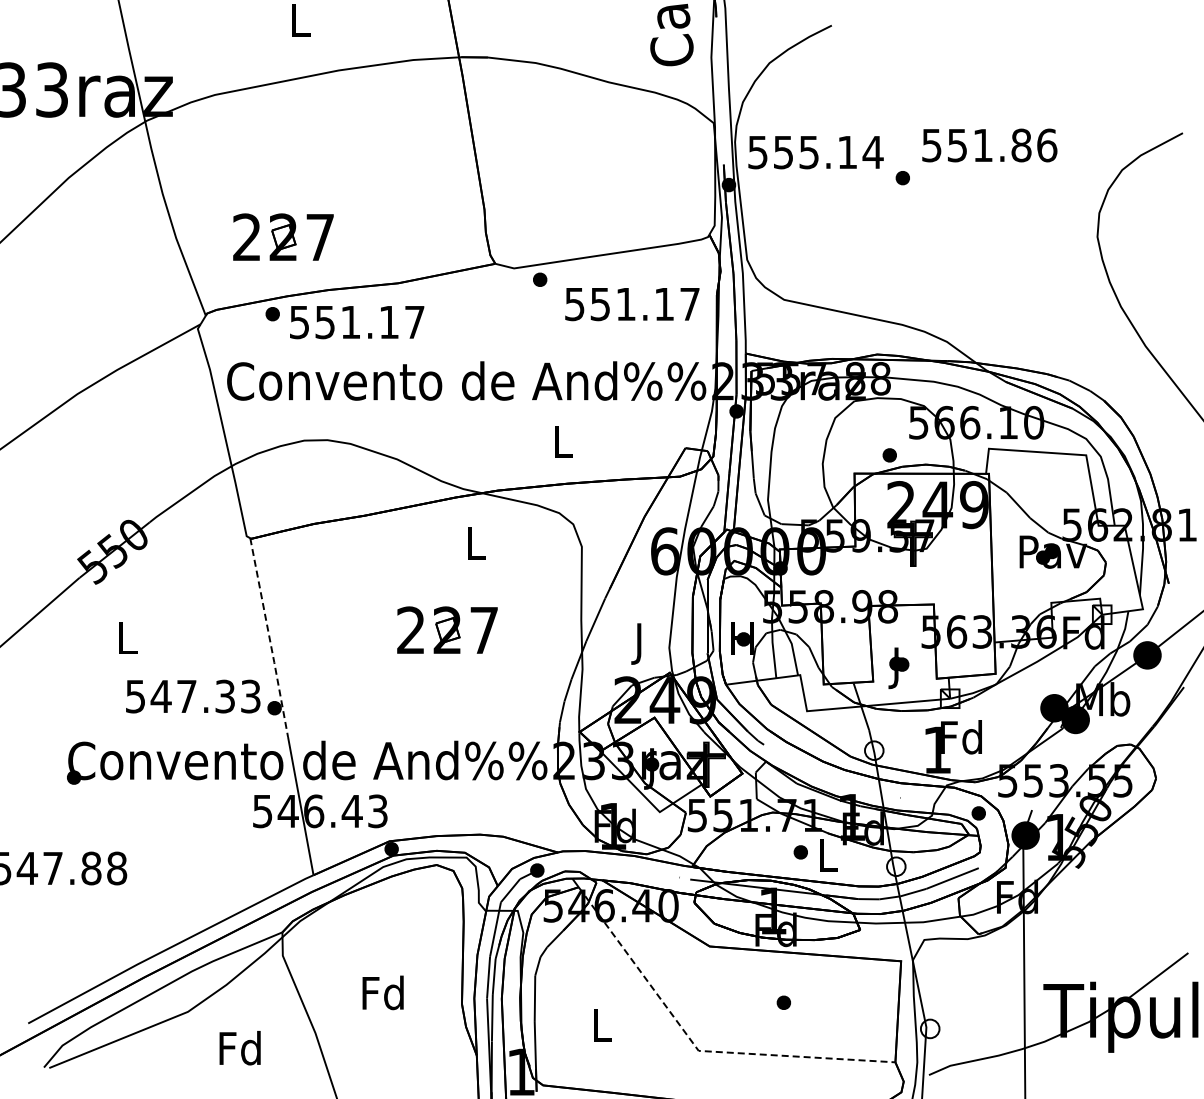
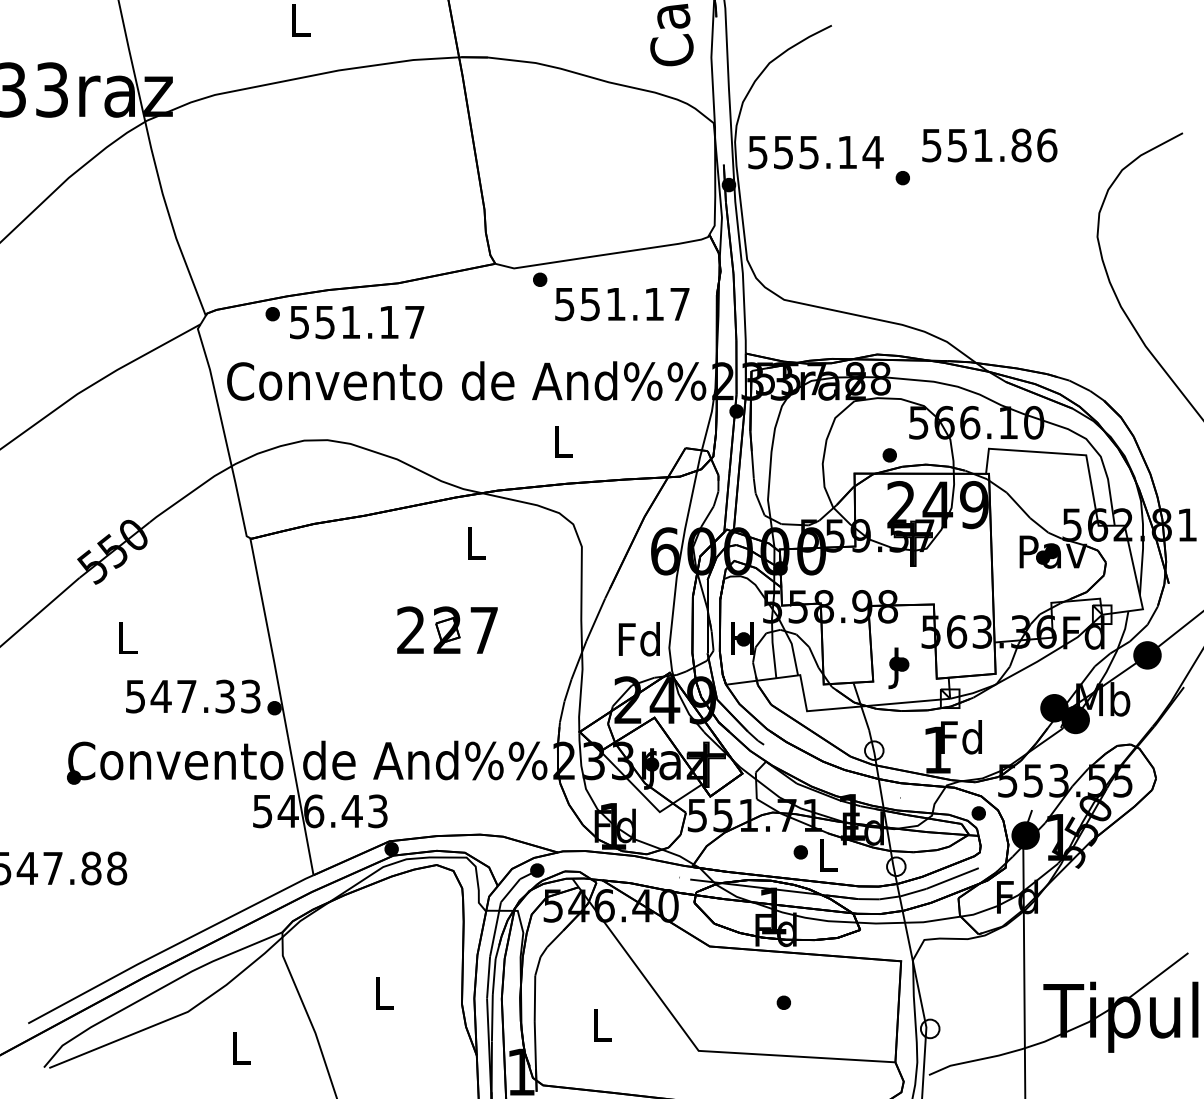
part: present -> none (283, 236)
text position: (632, 304) -> (622, 304) (622, 304)
line: dashed -> solid (269, 638)
text: J -> Fd (638, 643)
text: Fd -> L (382, 992)
text: Fd -> L (239, 1048)
line: dashed -> solid (697, 1049)
